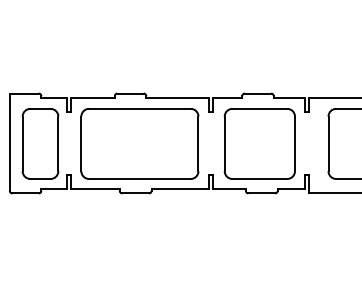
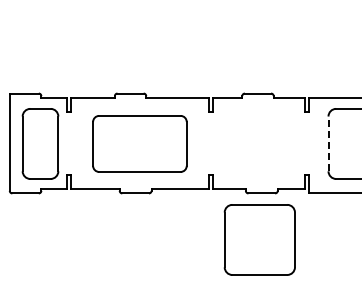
part size: 120x72 px -> 96x58 px (139, 143)
part position: (259, 143) -> (259, 239) (259, 239)
line: solid -> dashed (328, 143)
